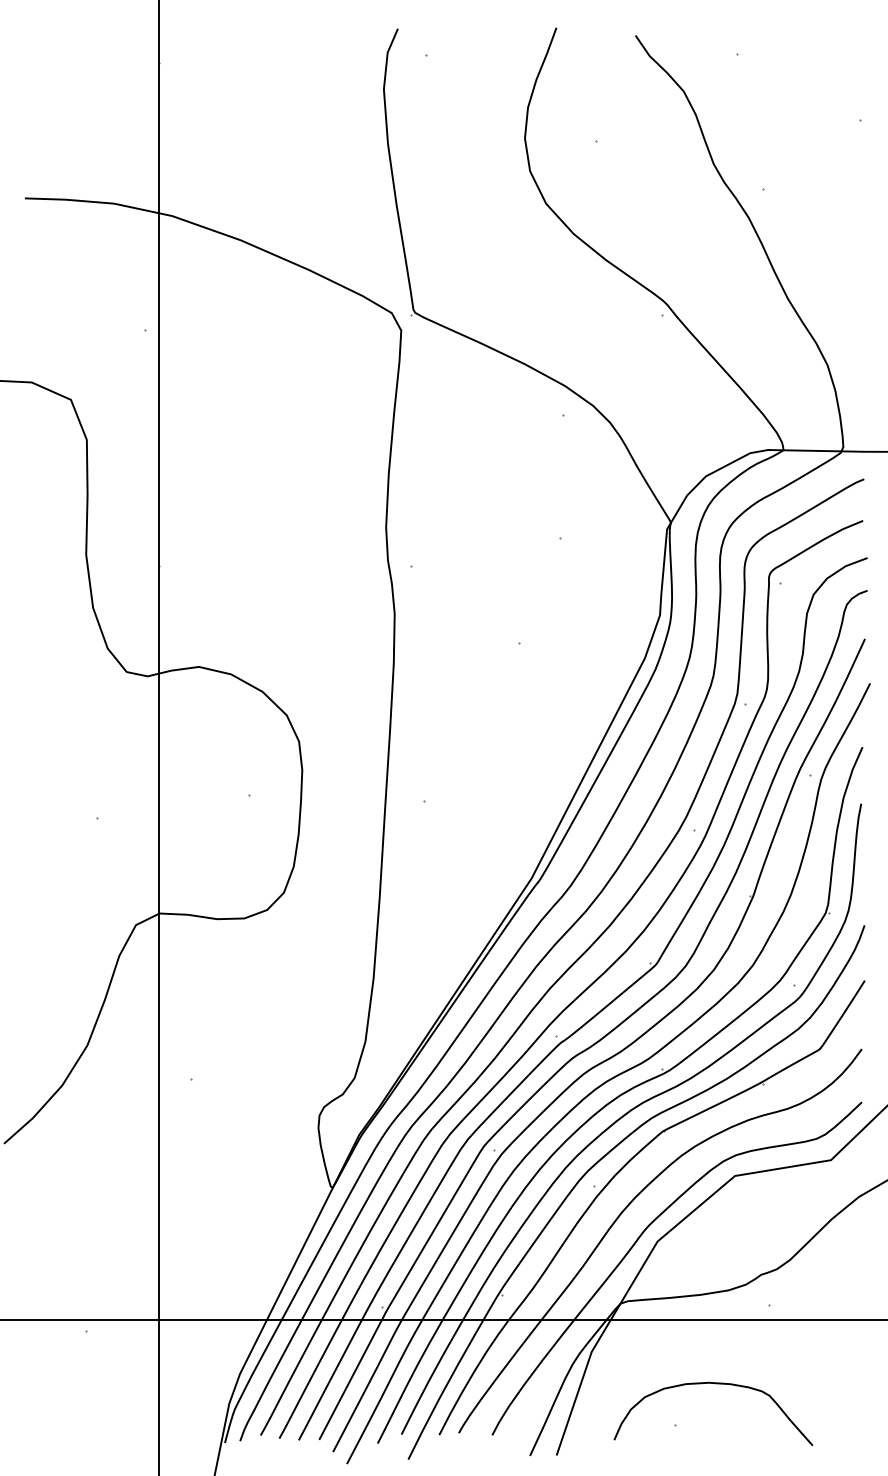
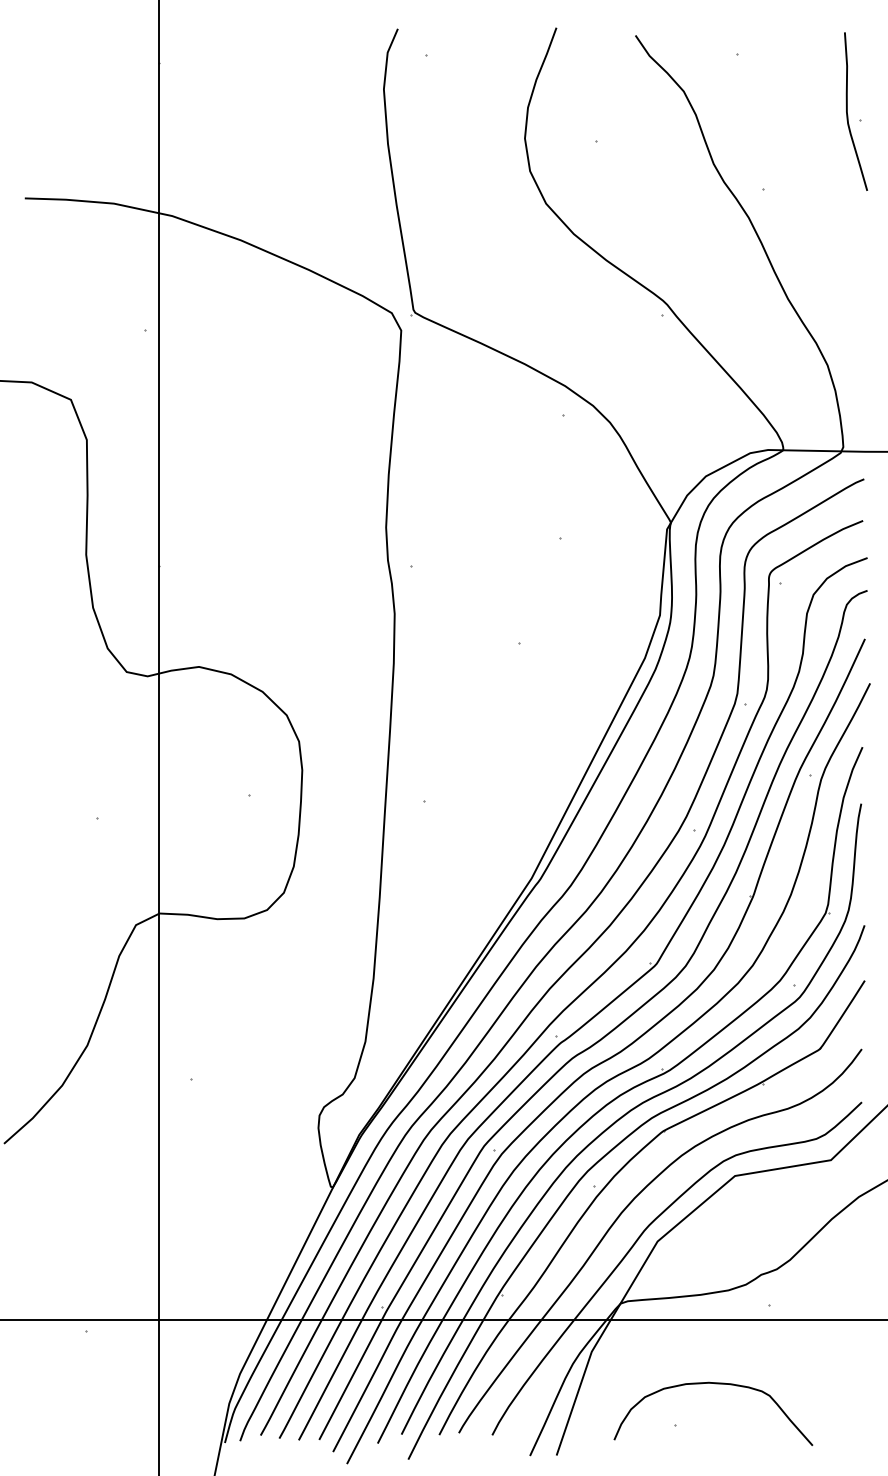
curve: none -> present (847, 111)
